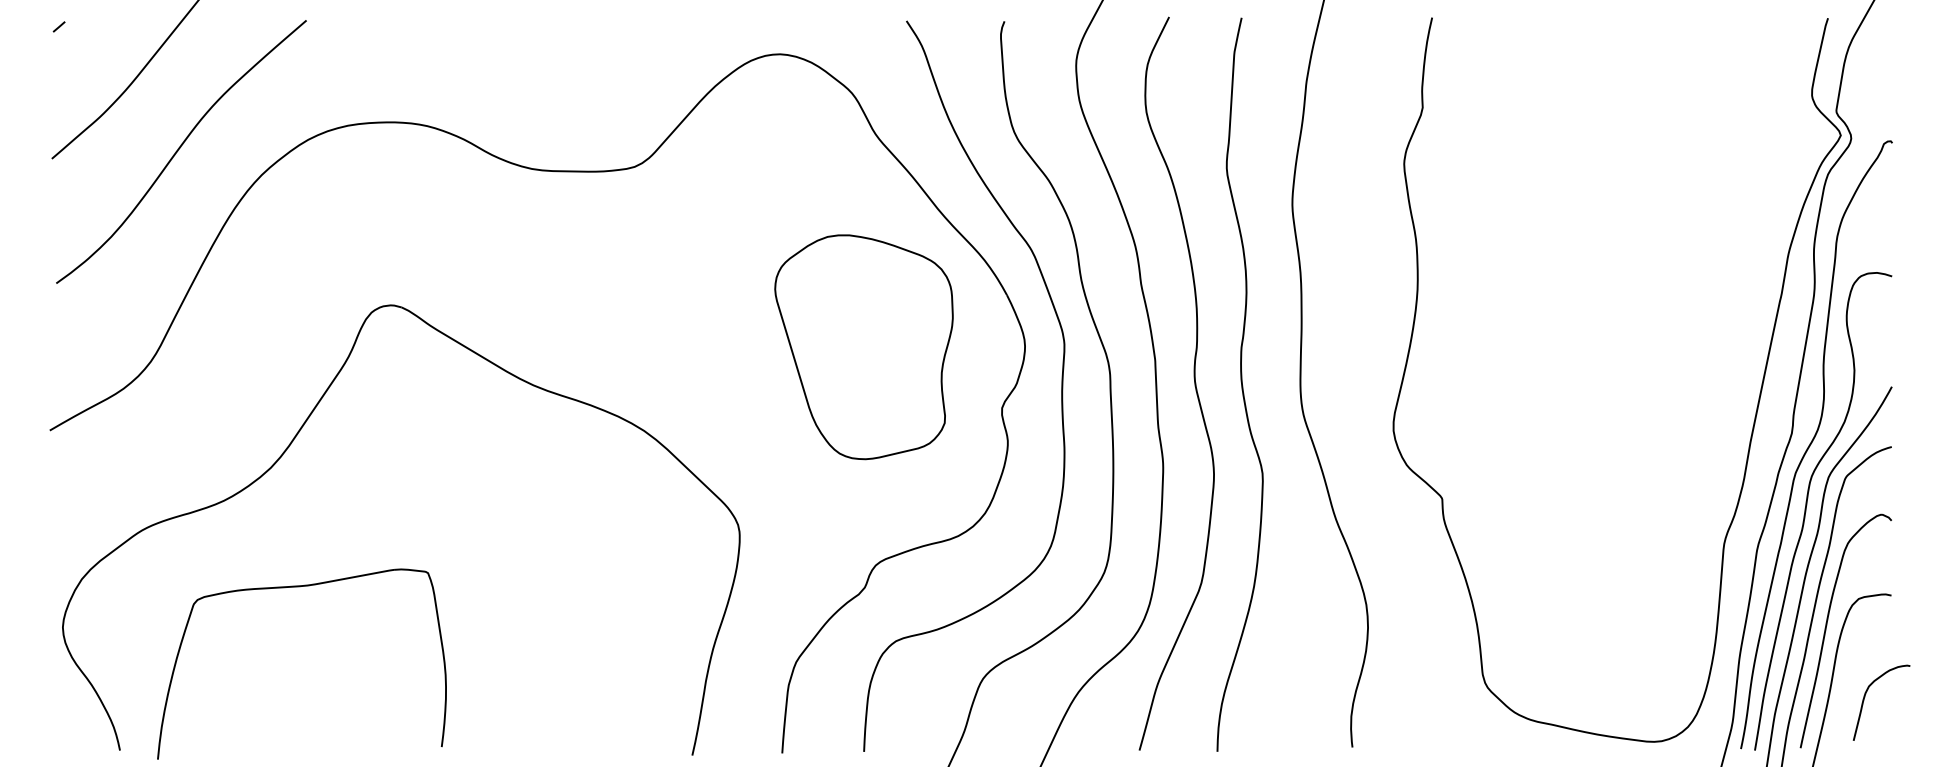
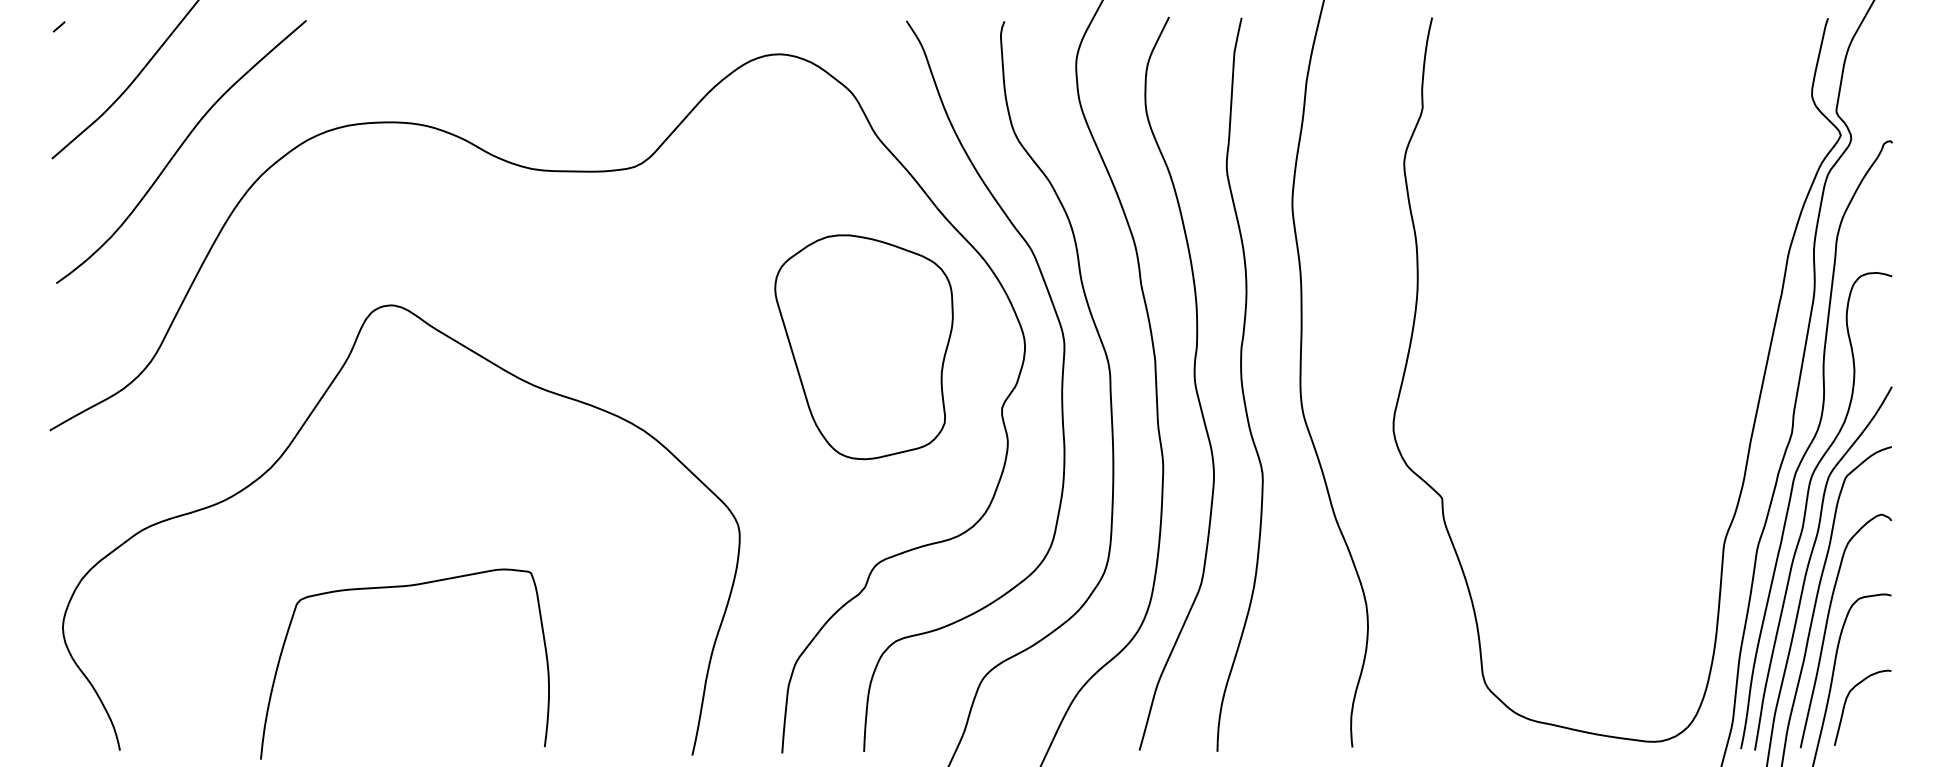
part position: (300, 587) -> (403, 587) (403, 587)
curve position: (1865, 697) -> (1846, 702) (1846, 702)
